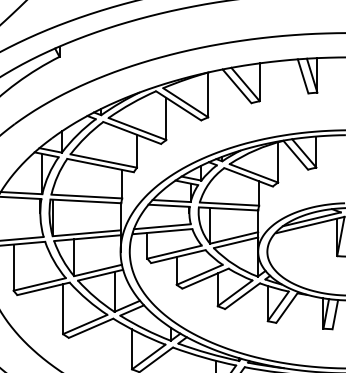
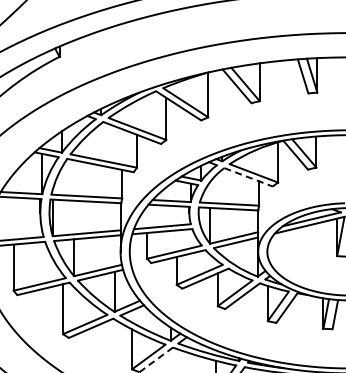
line: solid -> dashed (248, 177)
line: solid -> dashed (156, 359)
